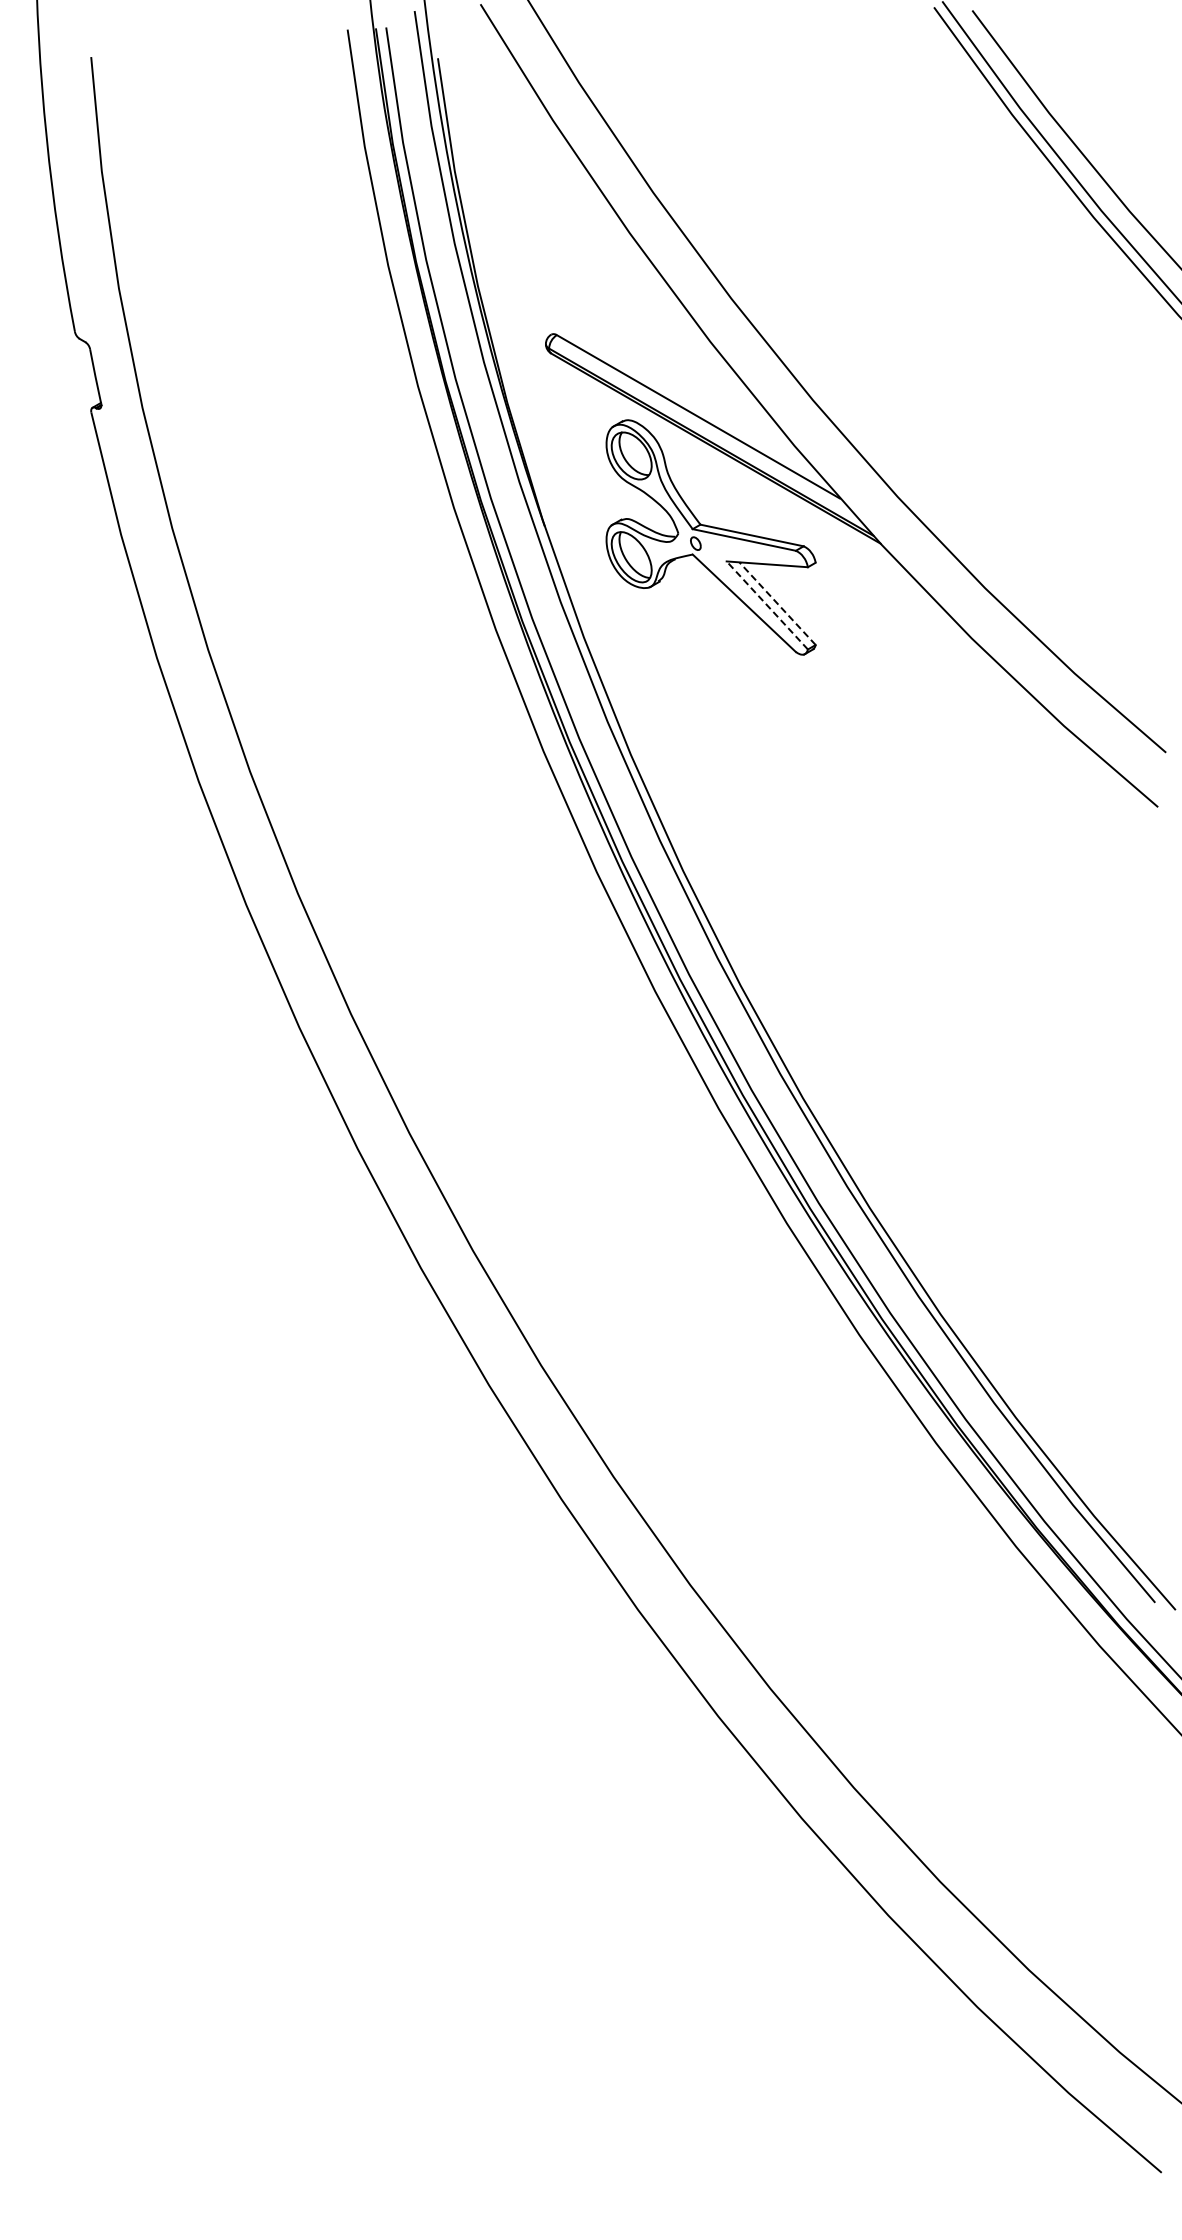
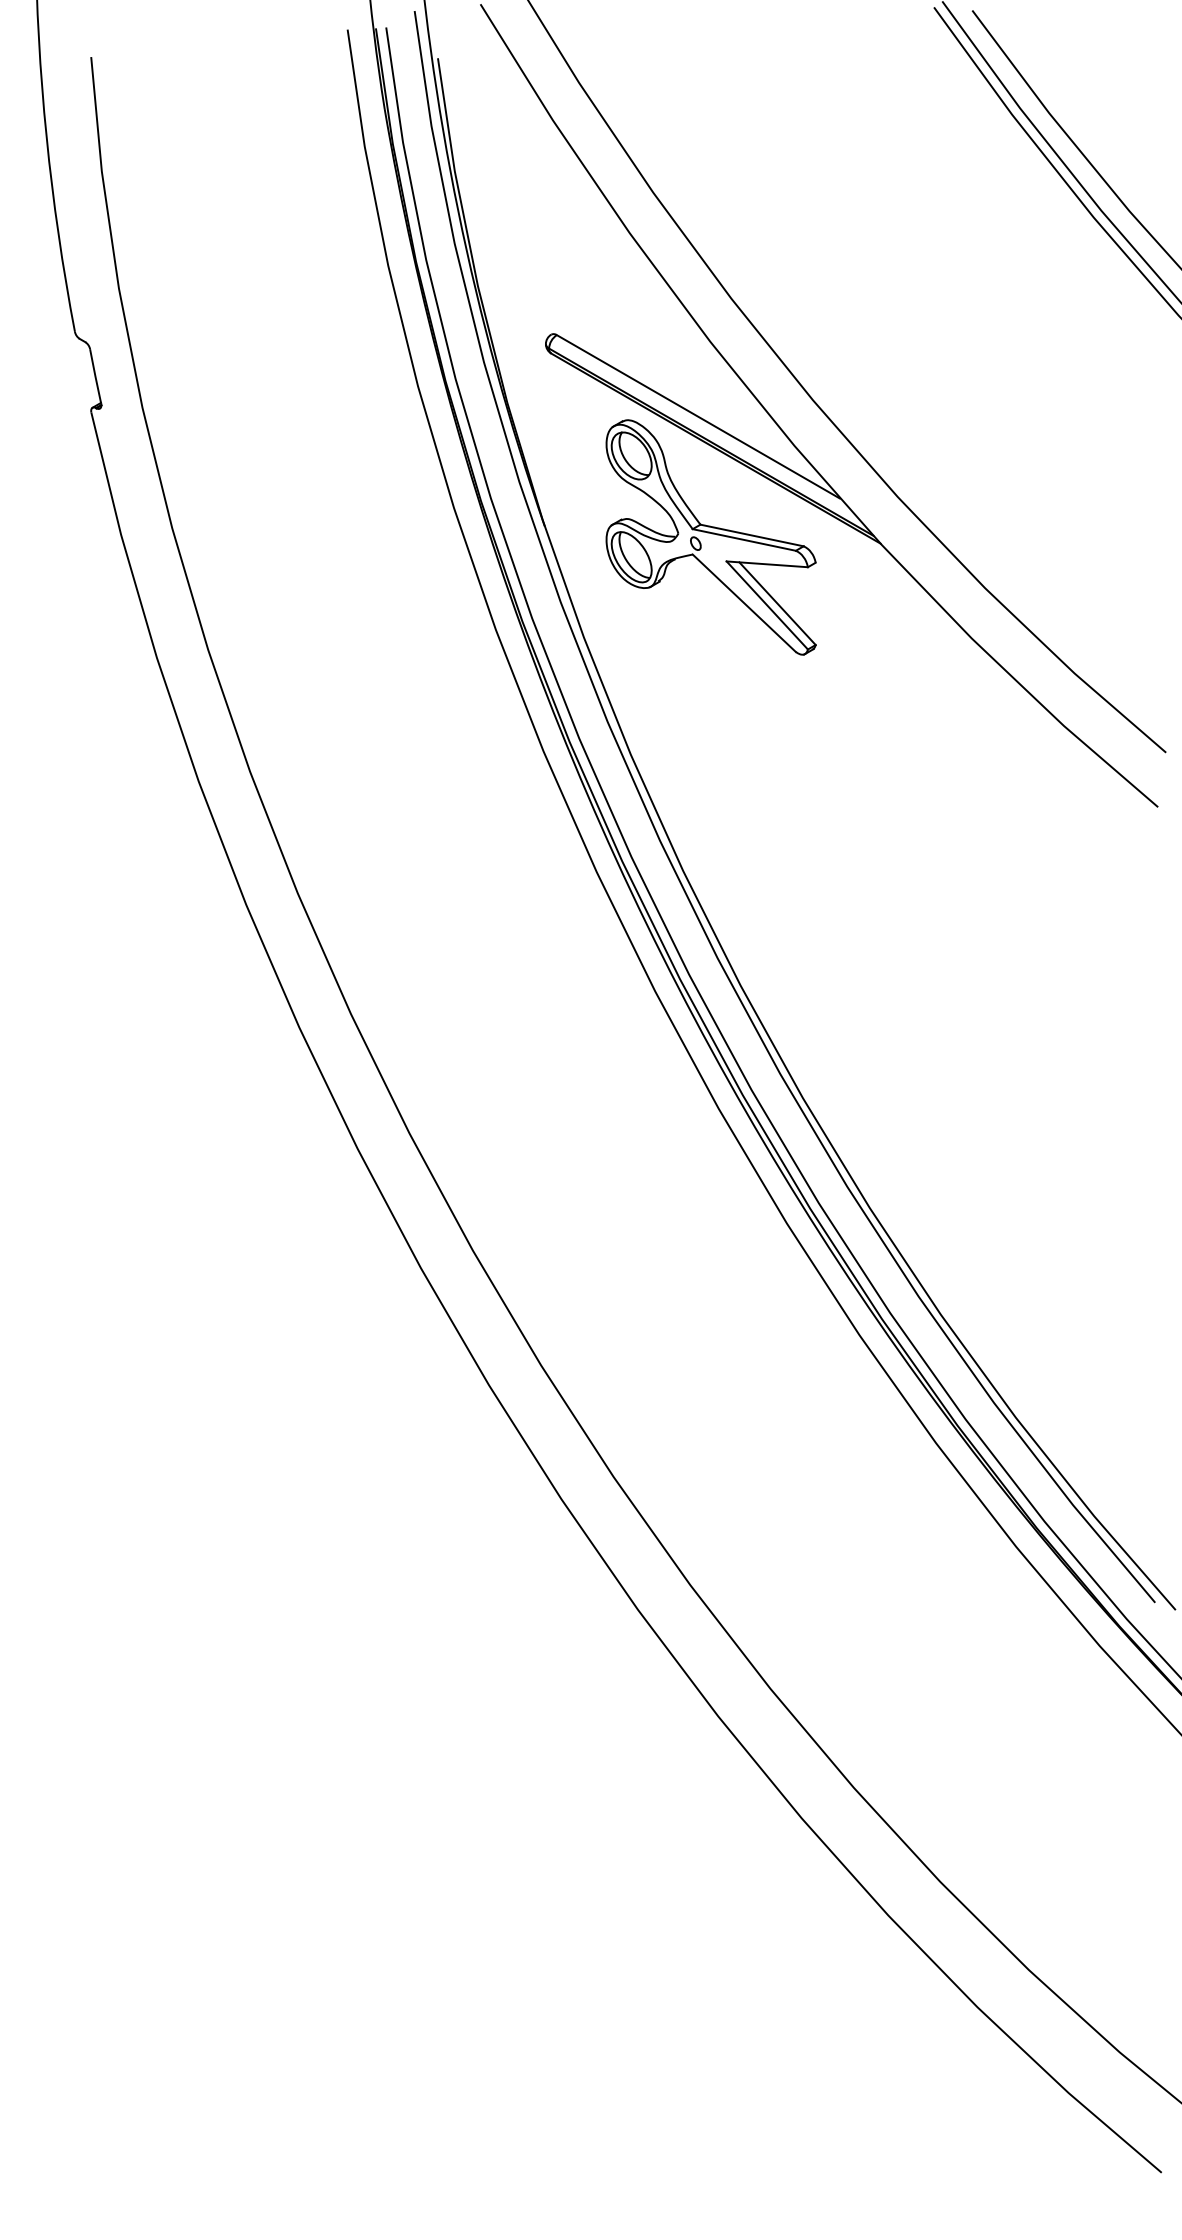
line: dashed -> solid (777, 603)
line: dashed -> solid (767, 605)
